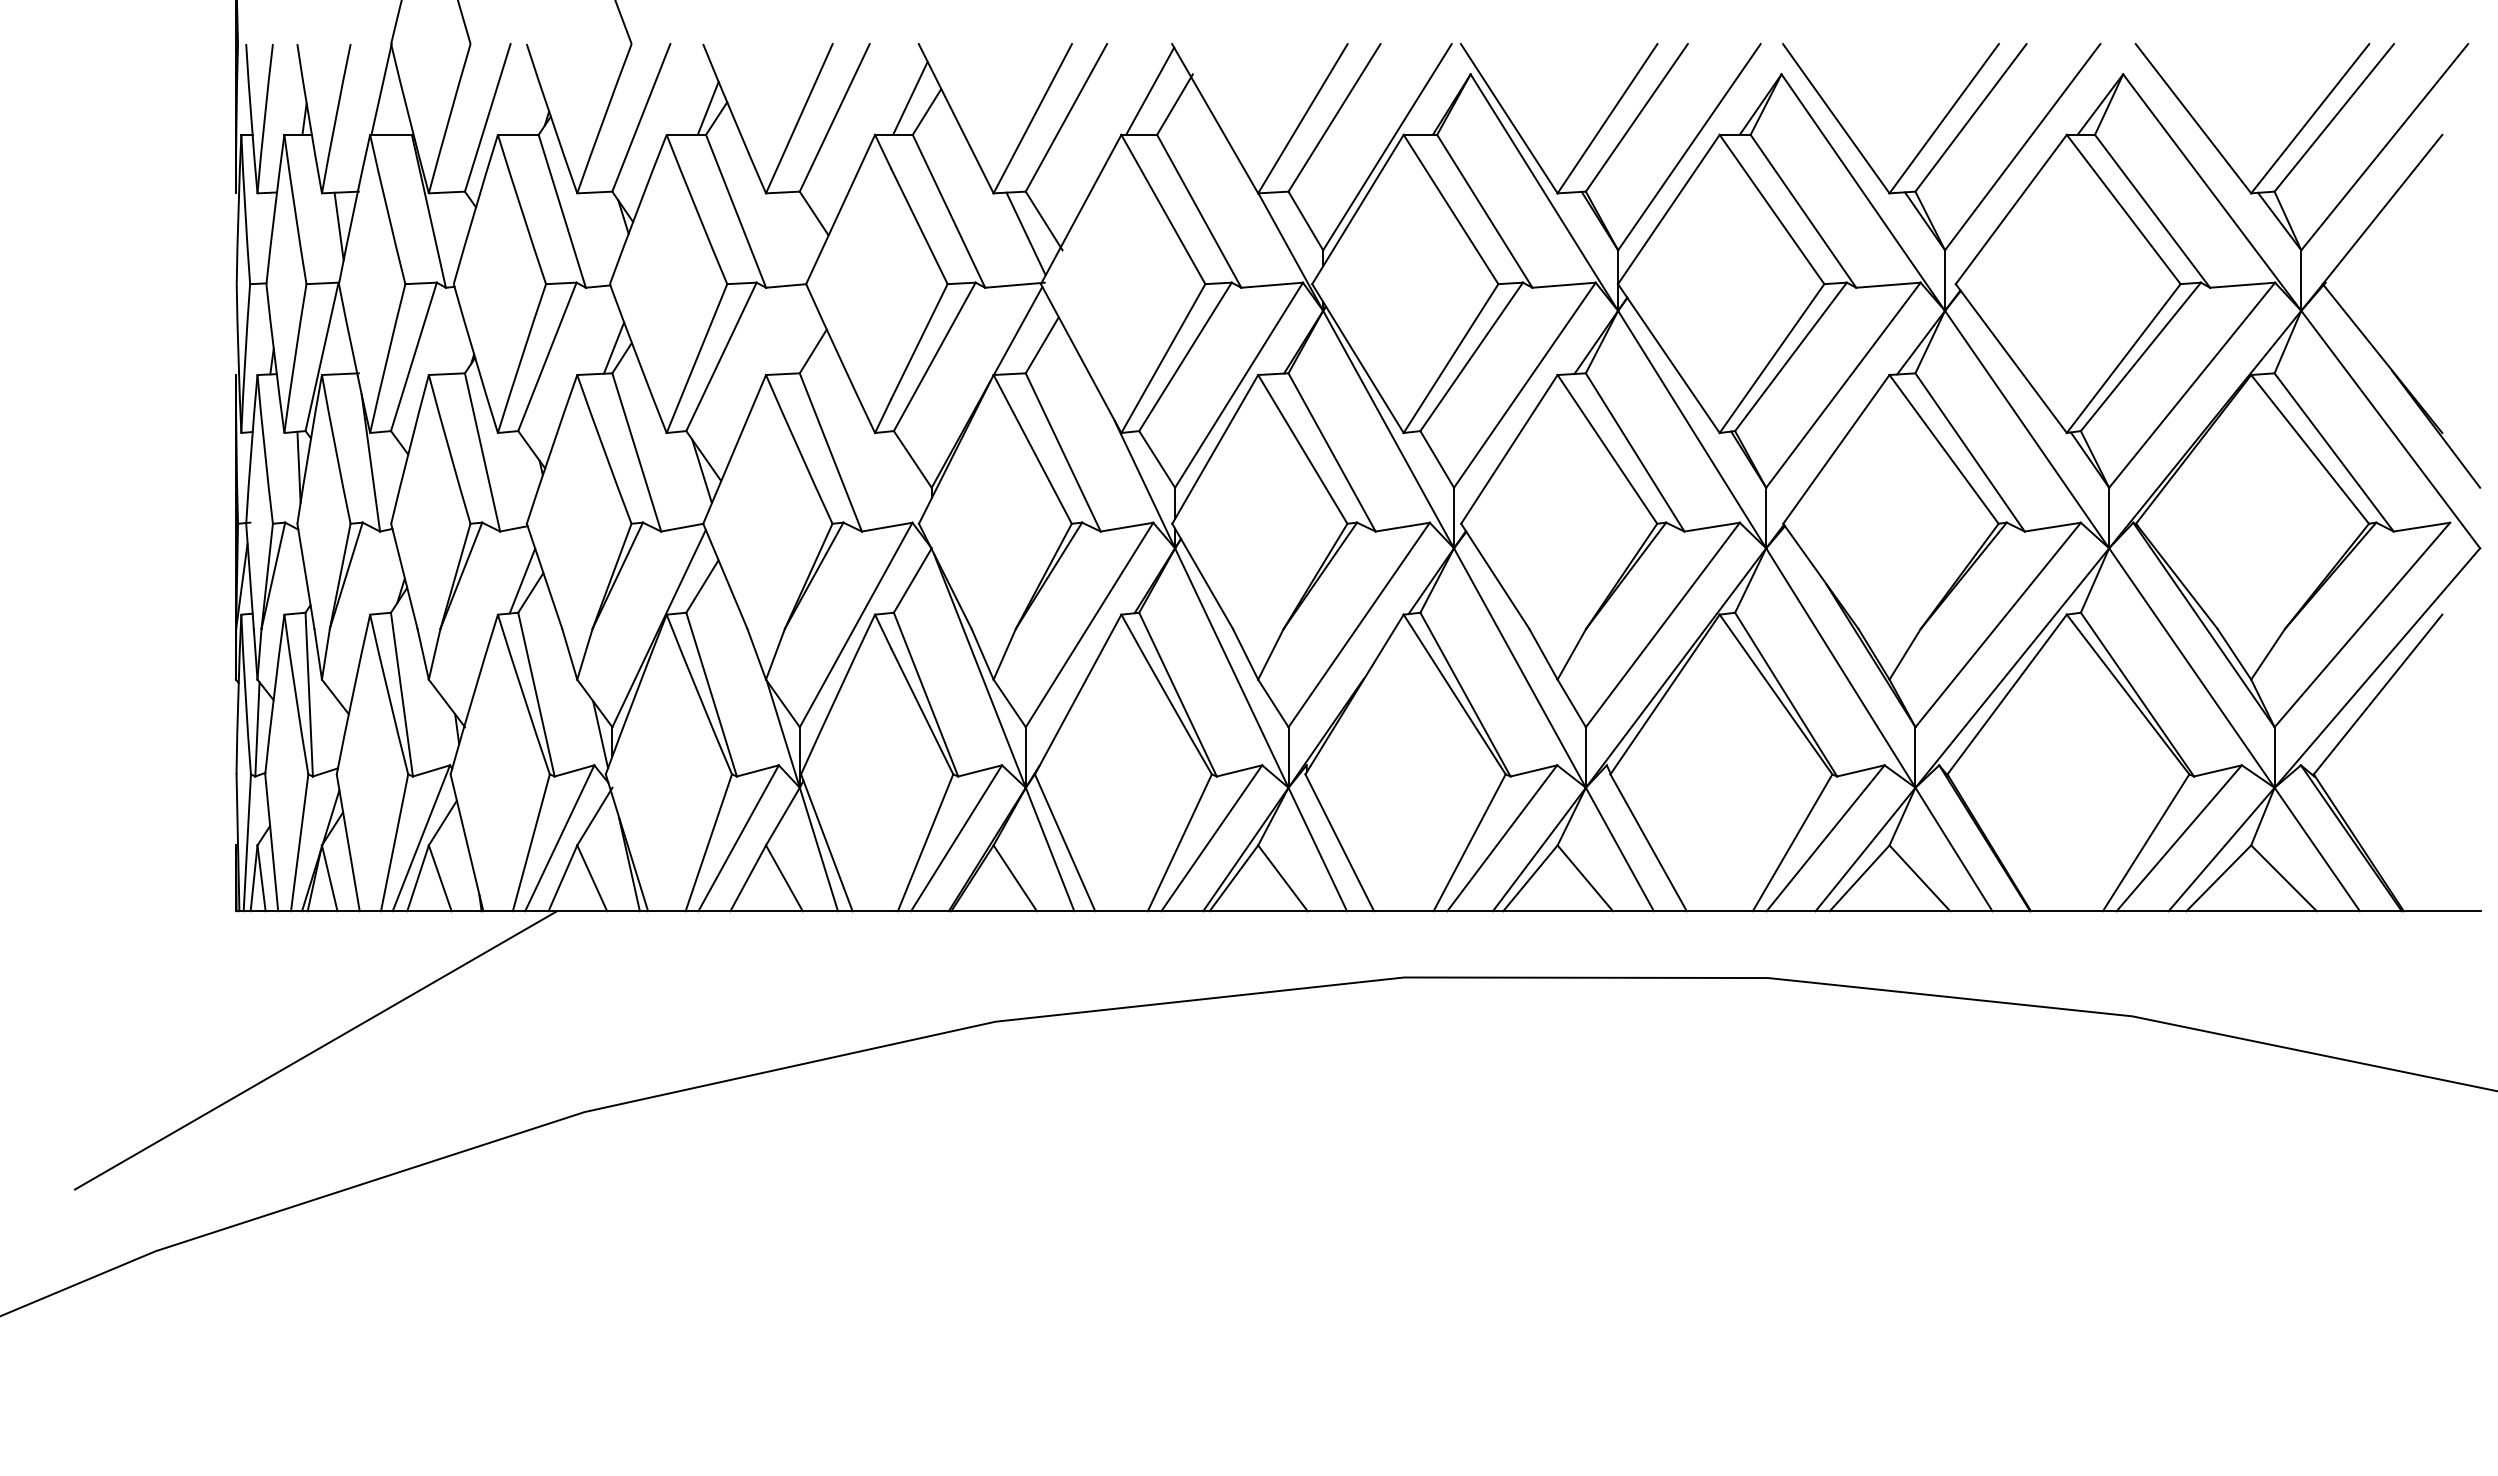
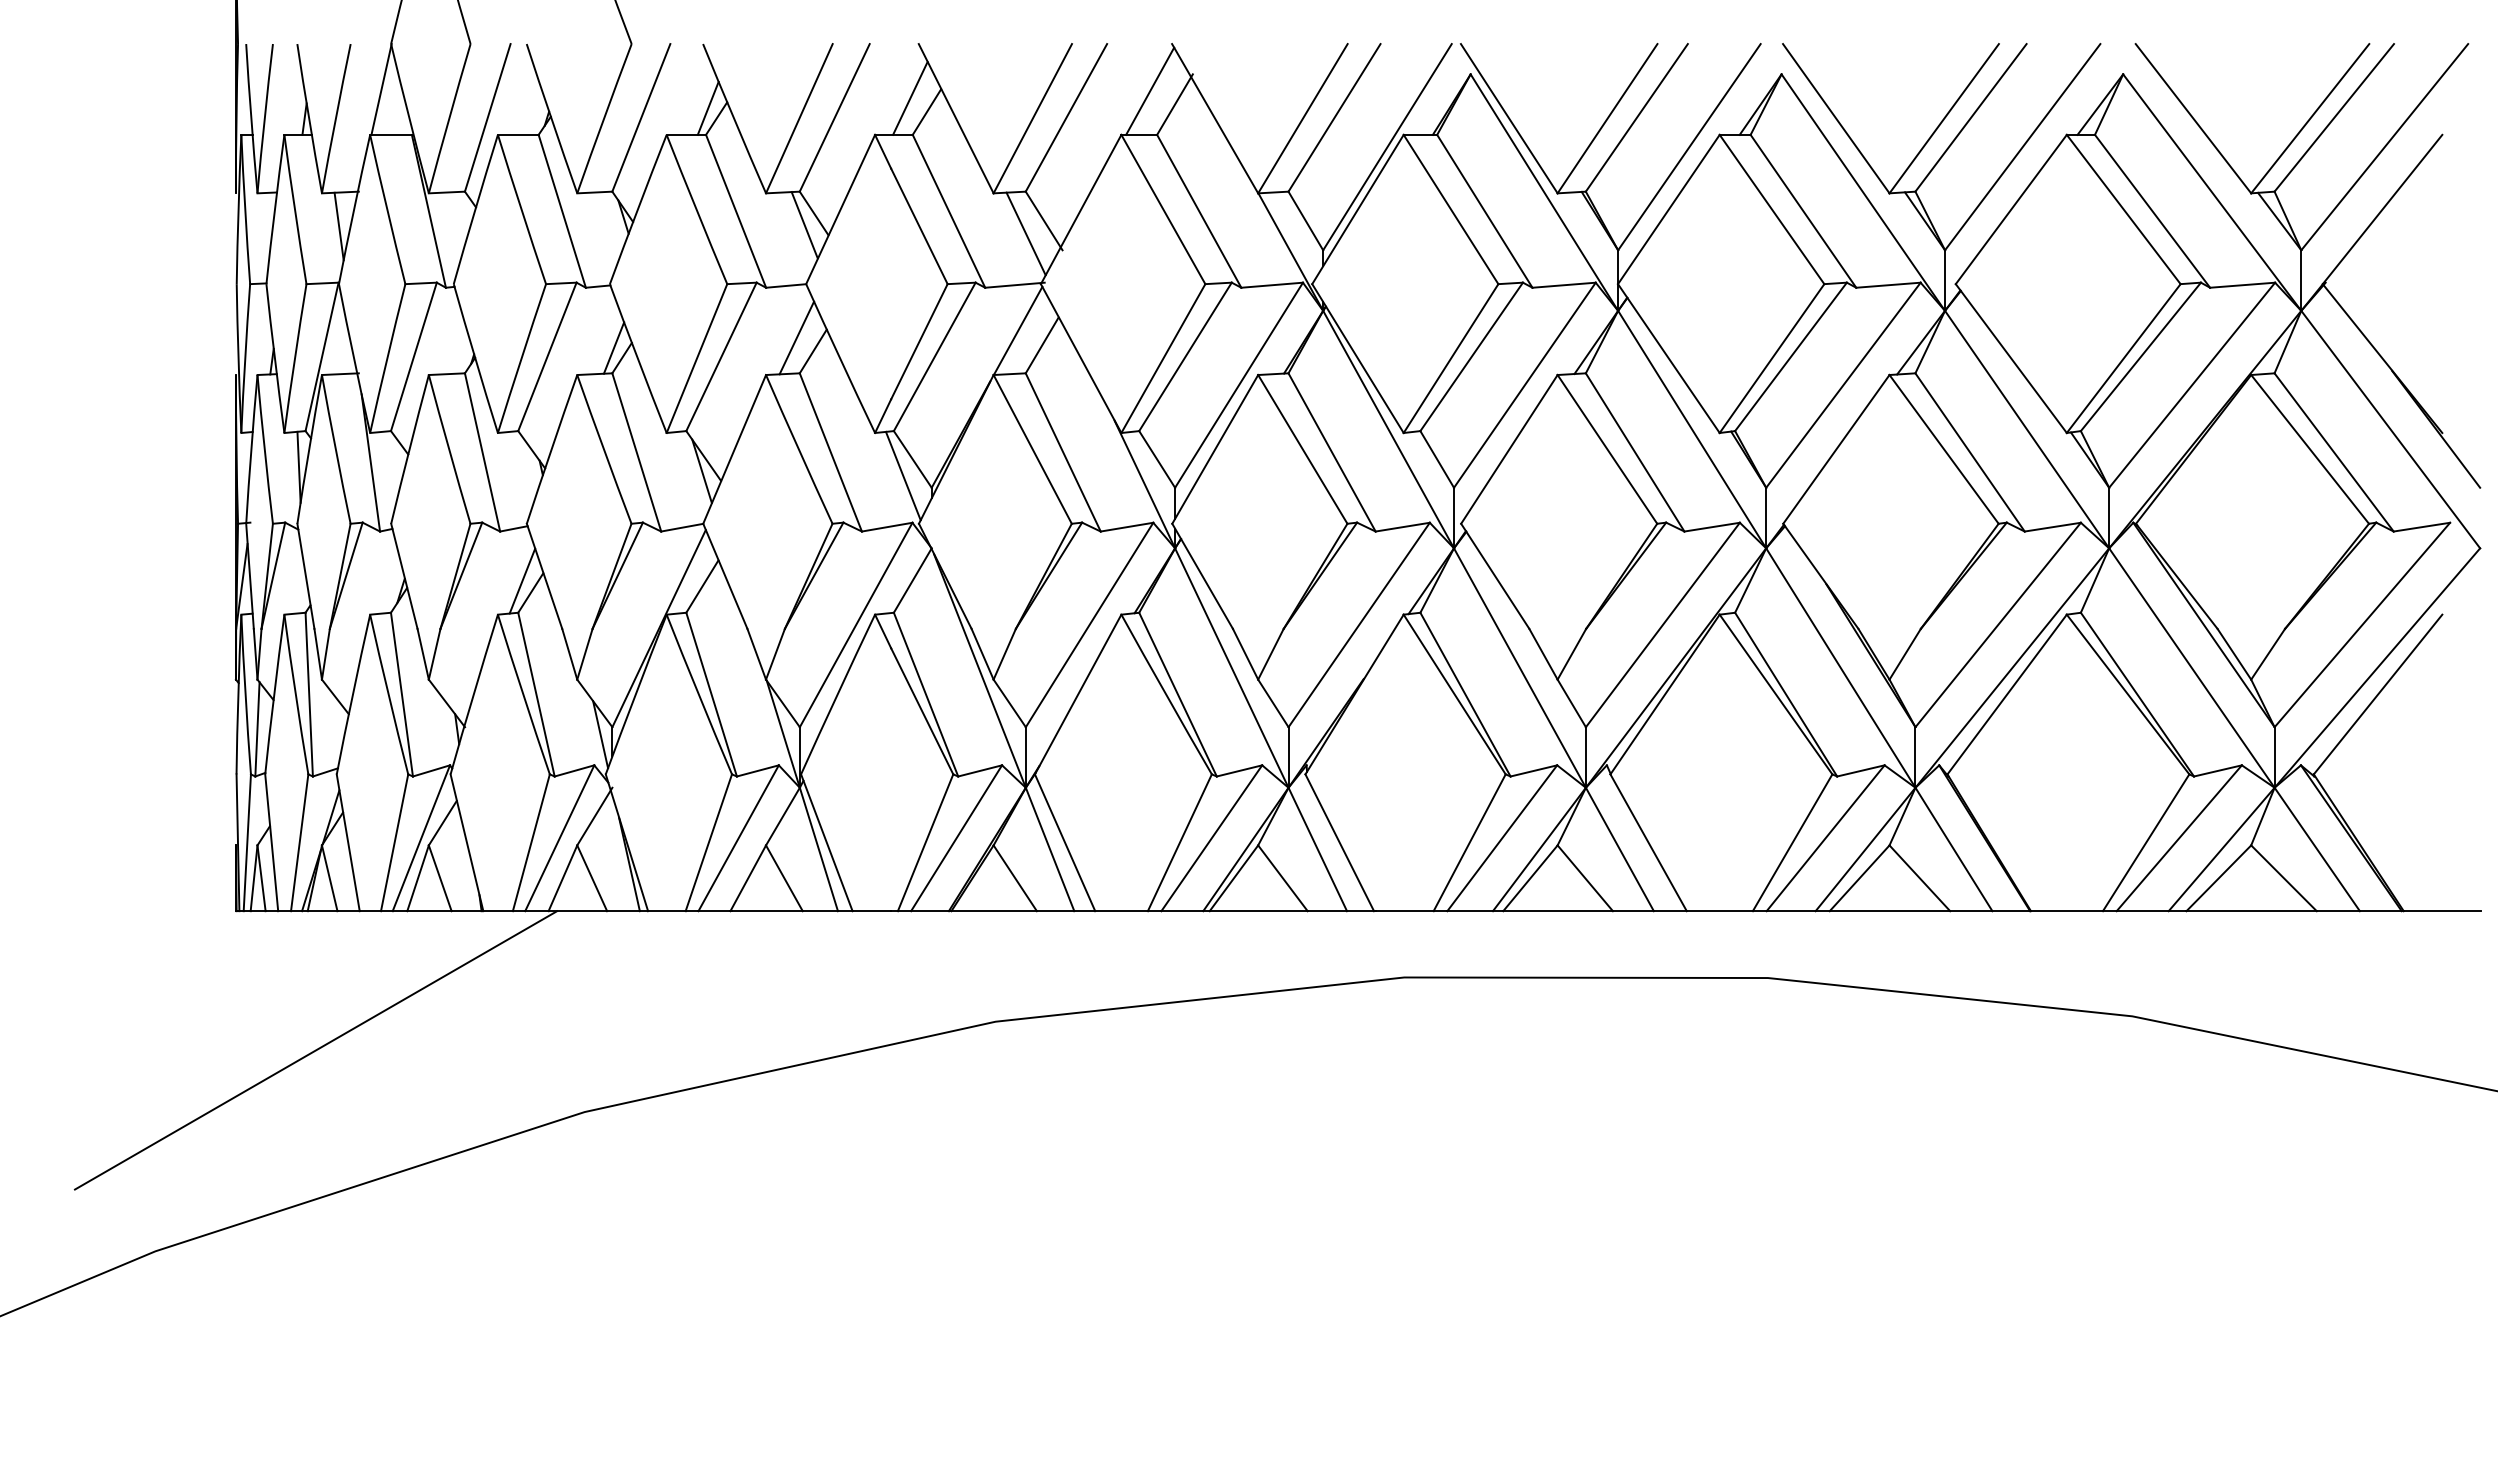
line: none -> present (804, 225)
line: none -> present (796, 337)
line: none -> present (902, 475)
